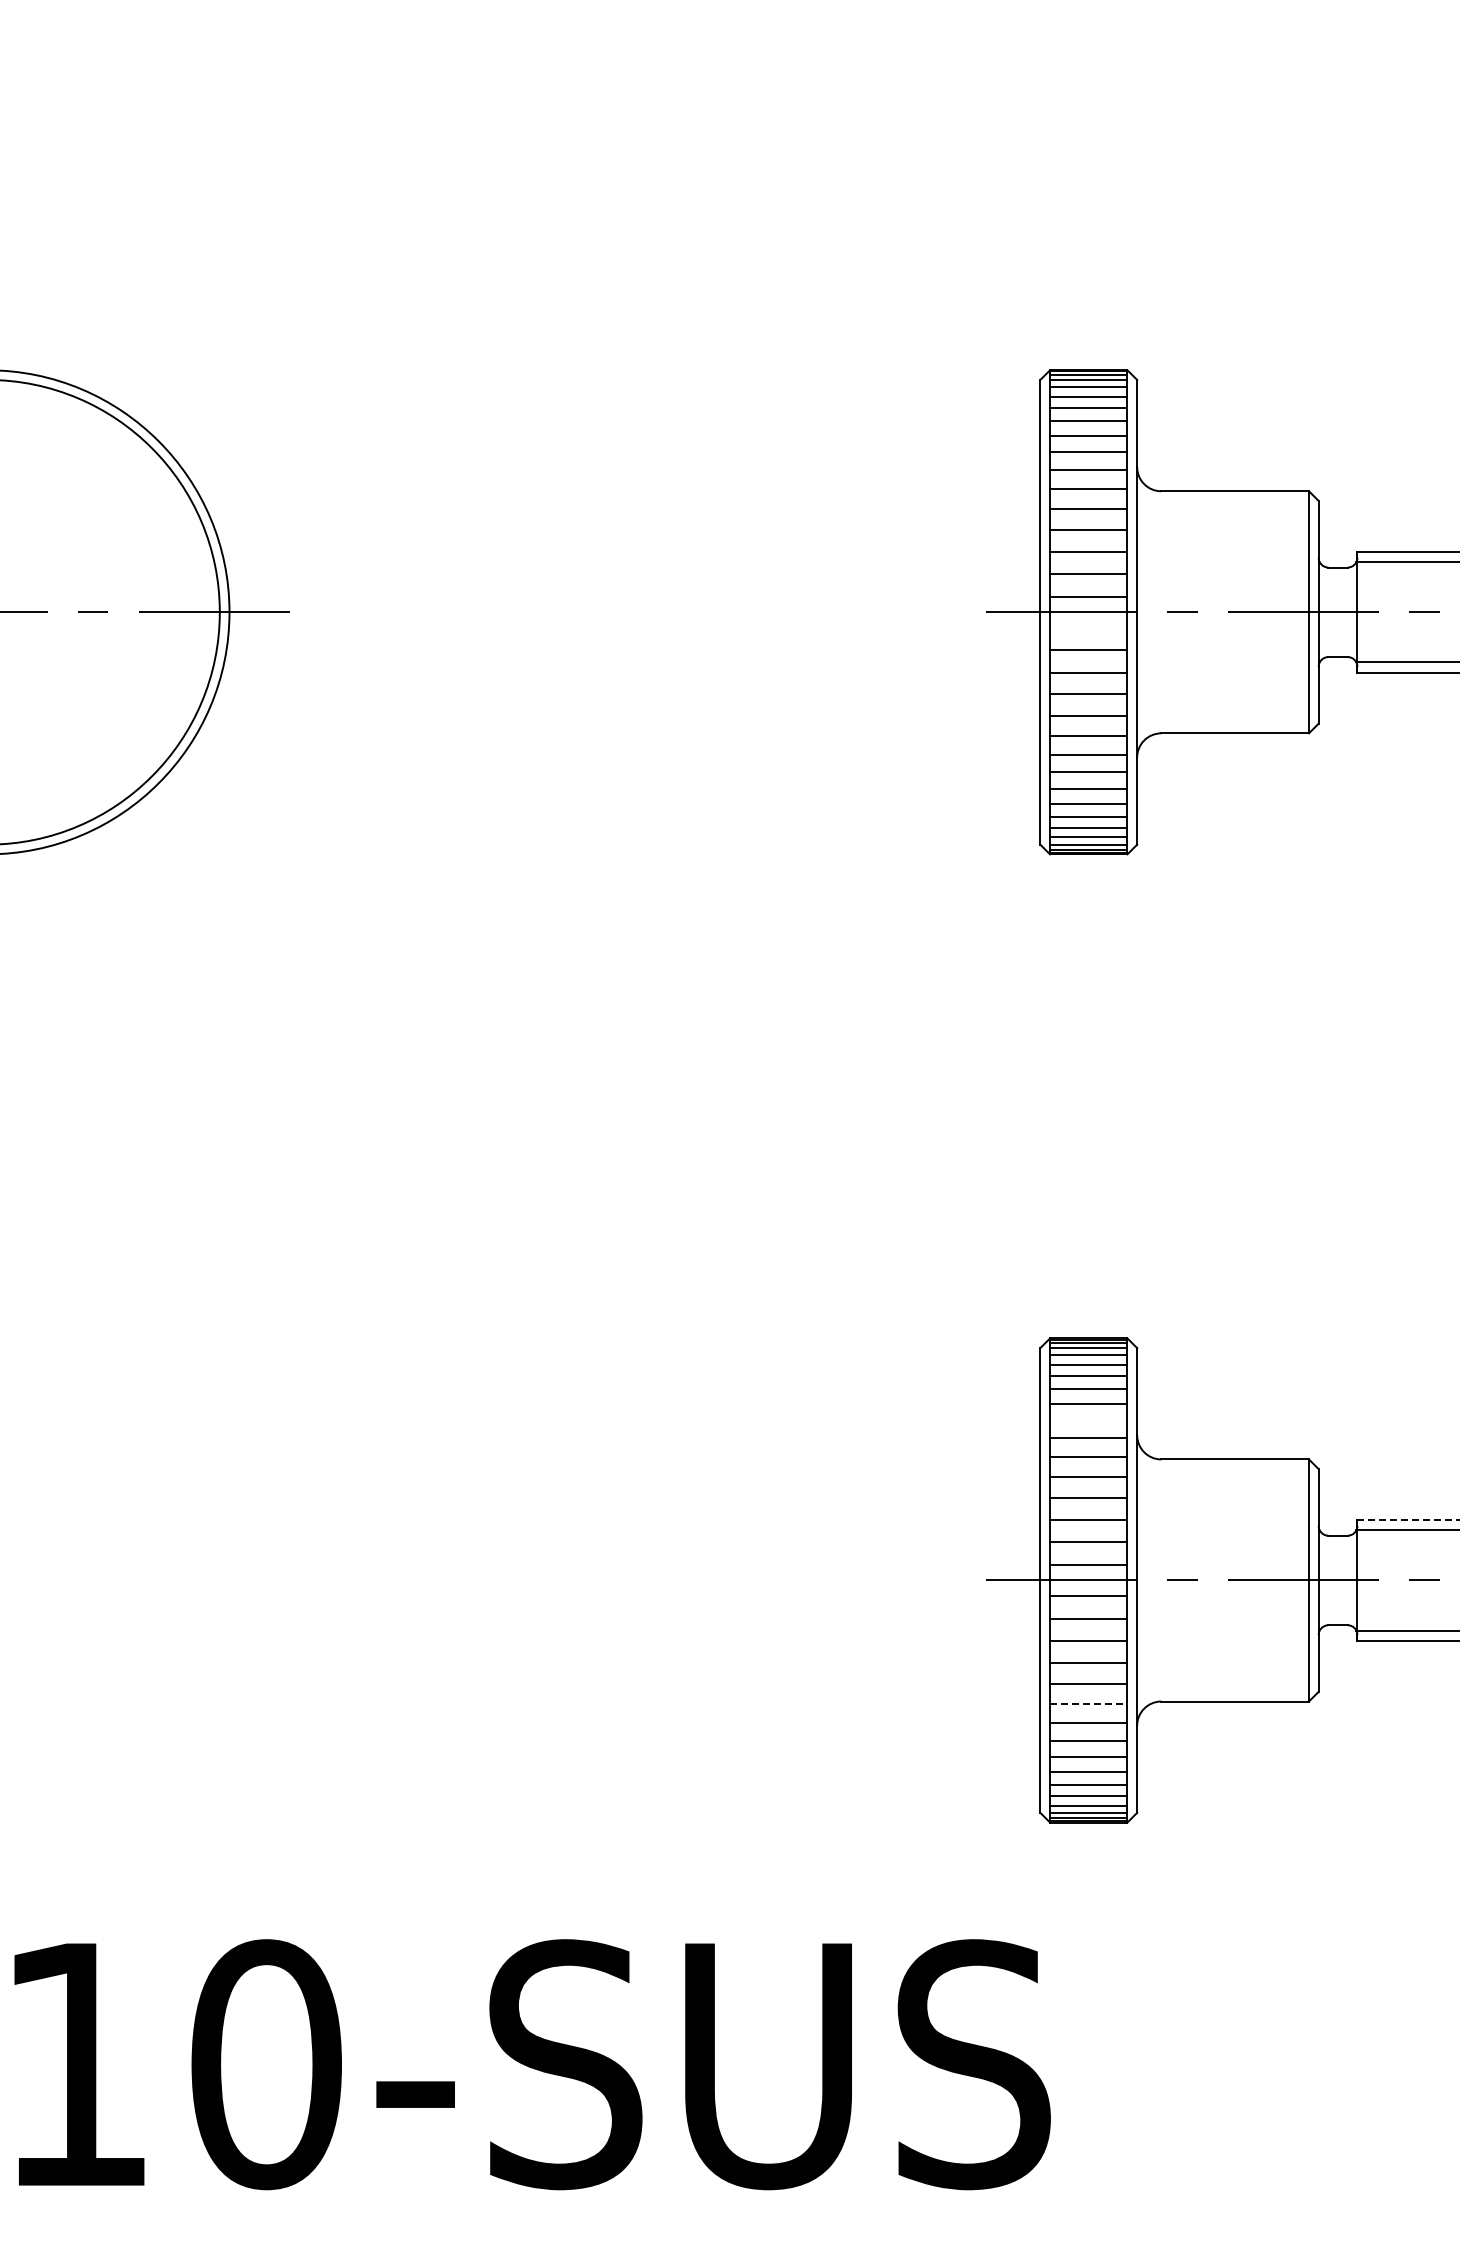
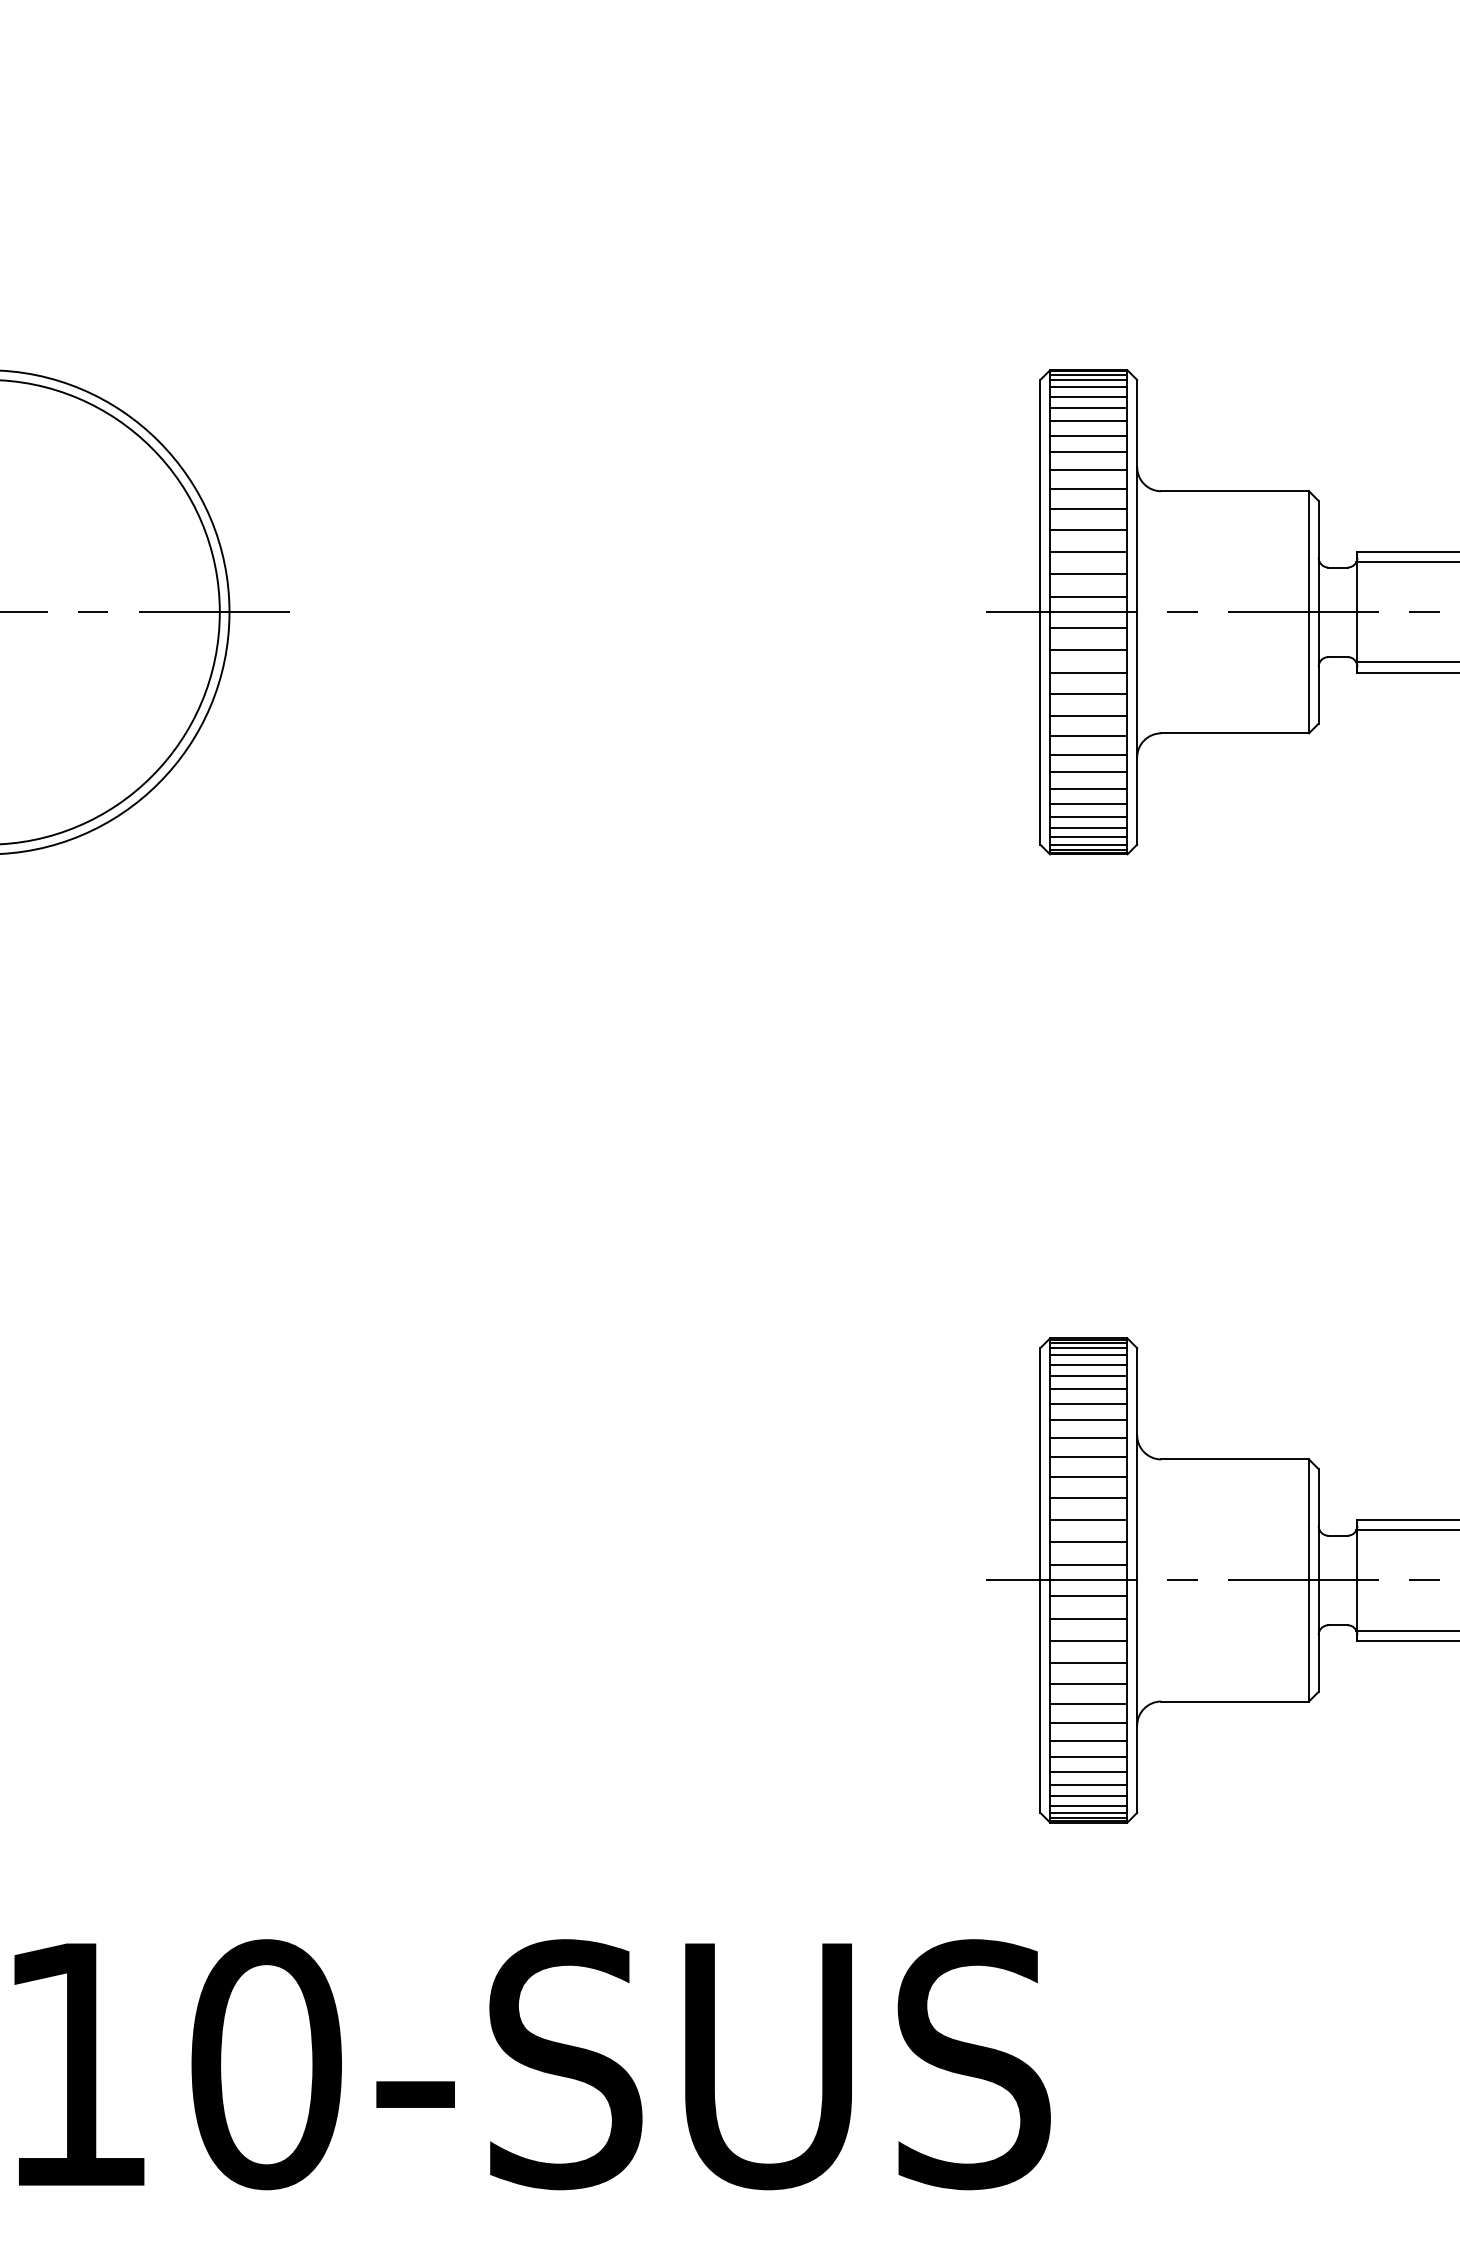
line: none -> present (1088, 627)
line: none -> present (1088, 1420)
line: dashed -> solid (1409, 1519)
line: dashed -> solid (1088, 1703)
